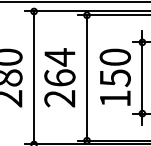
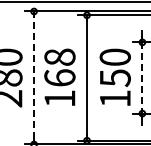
line: solid -> dashed (34, 77)
text: 264 -> 168 (59, 77)
line: solid -> dashed (142, 77)
